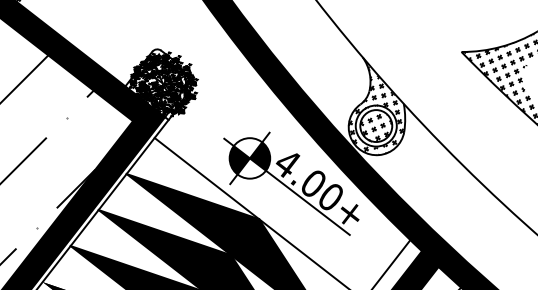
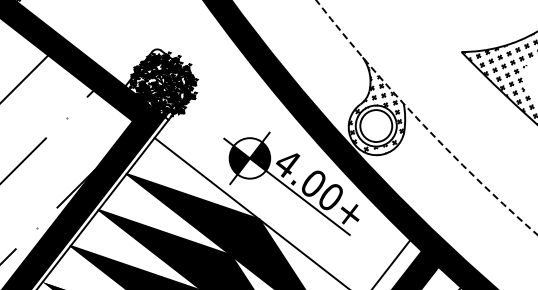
arc: solid -> dashed (421, 123)
hatch: present -> none (376, 128)
